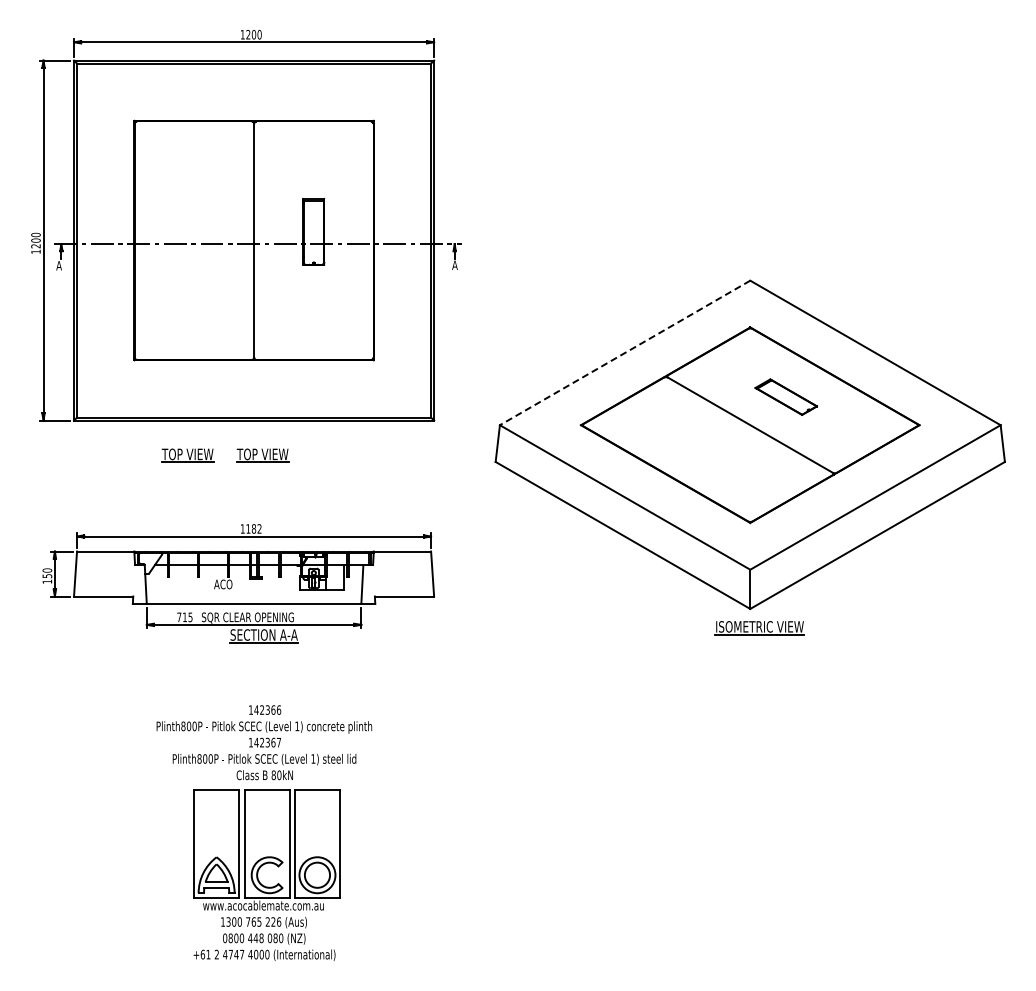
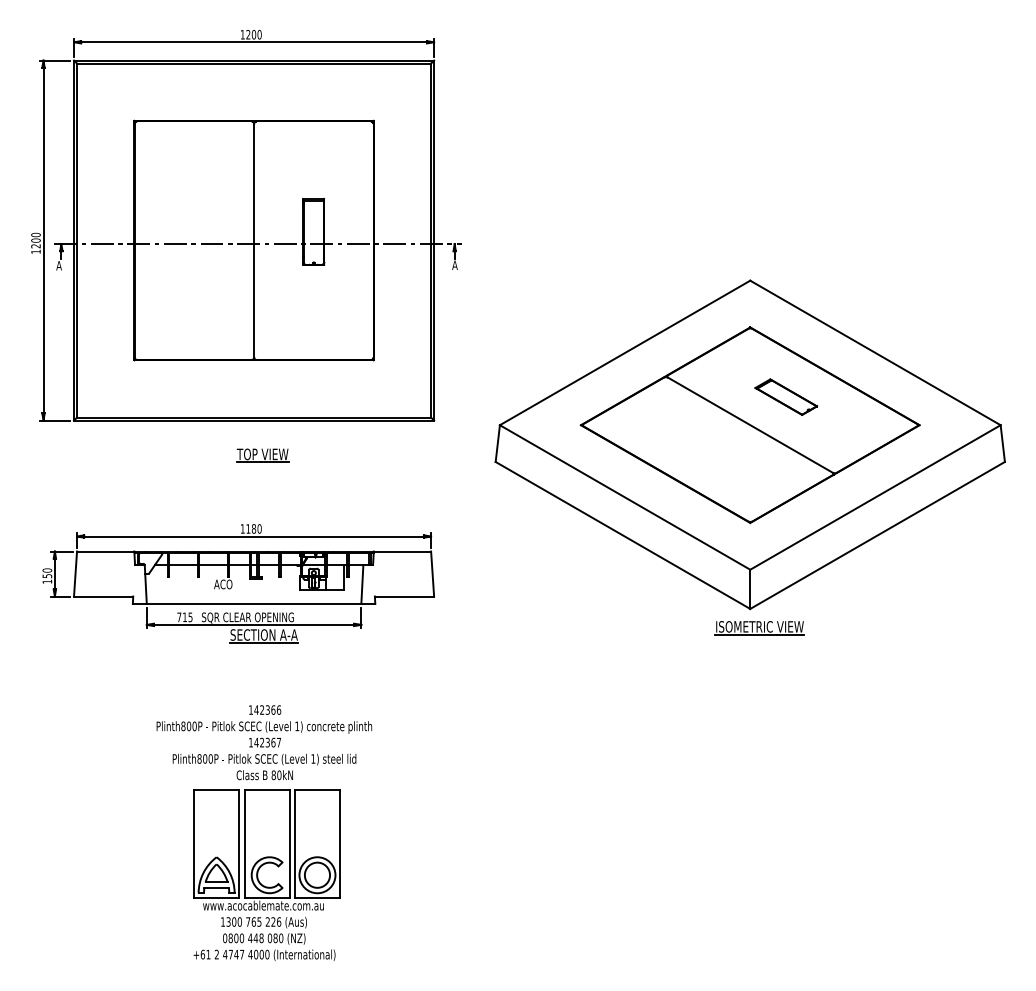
line: dashed -> solid (625, 352)
part: present -> none (187, 455)
text: 1182 -> 1180 (259, 528)
